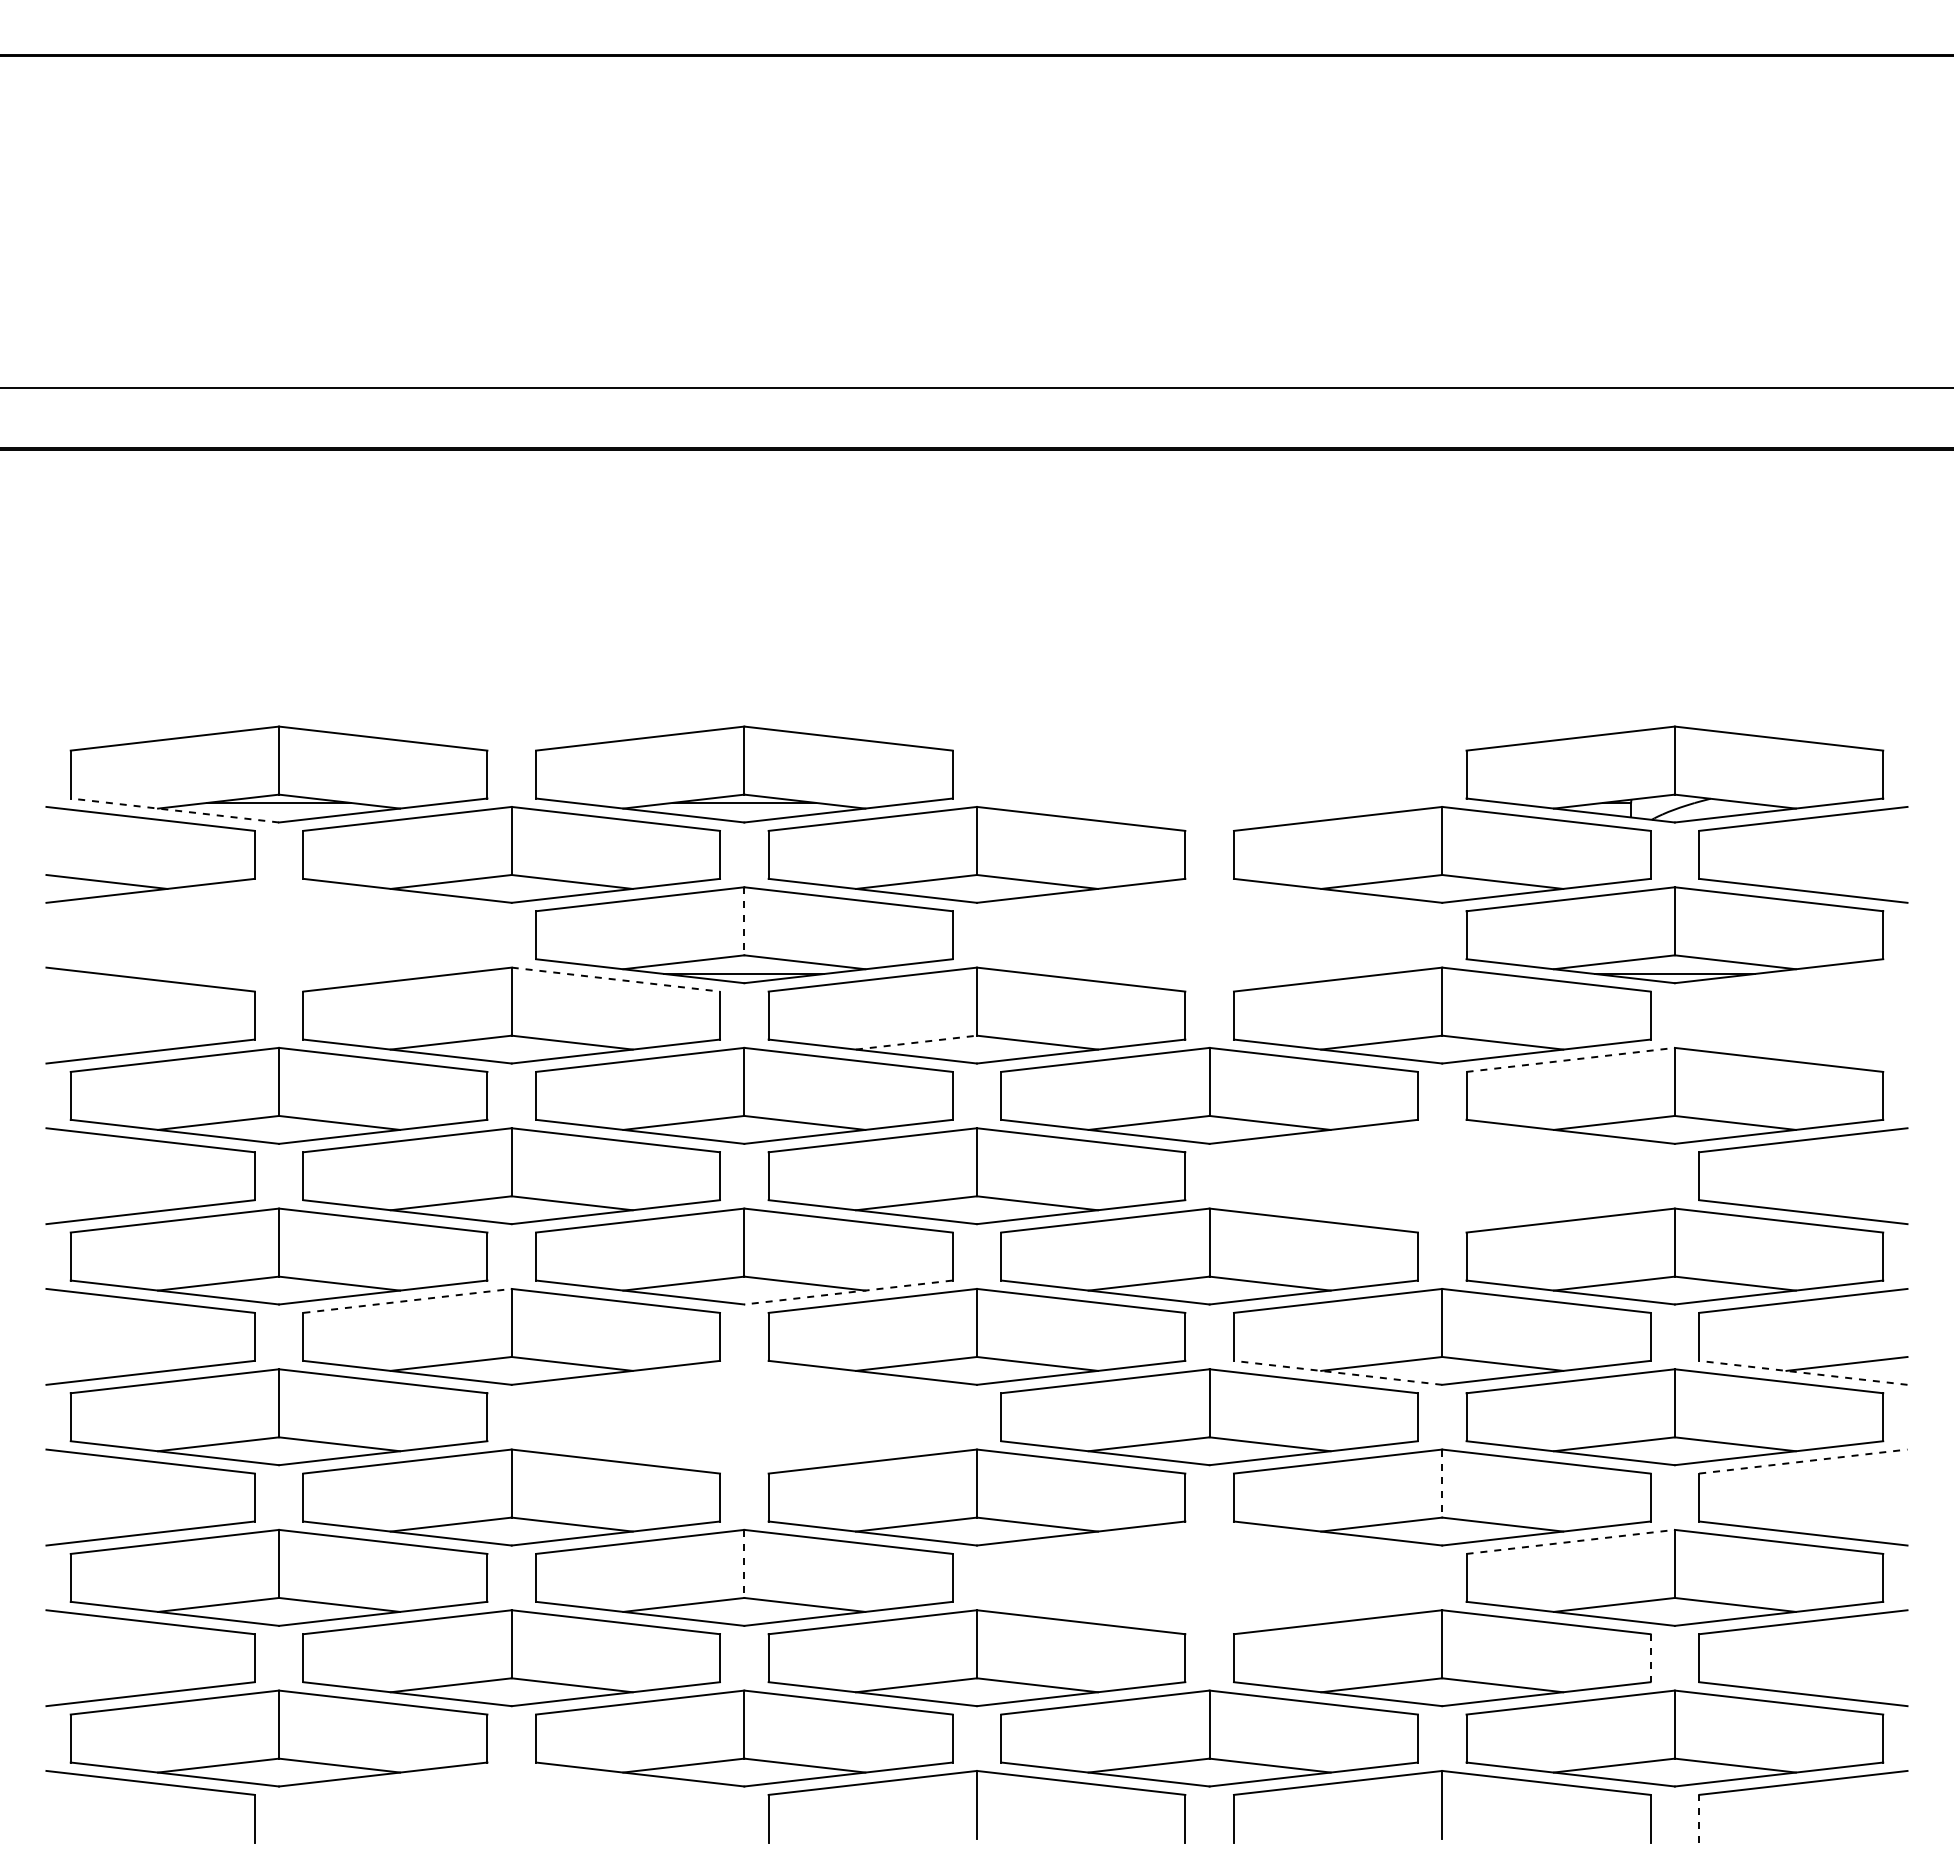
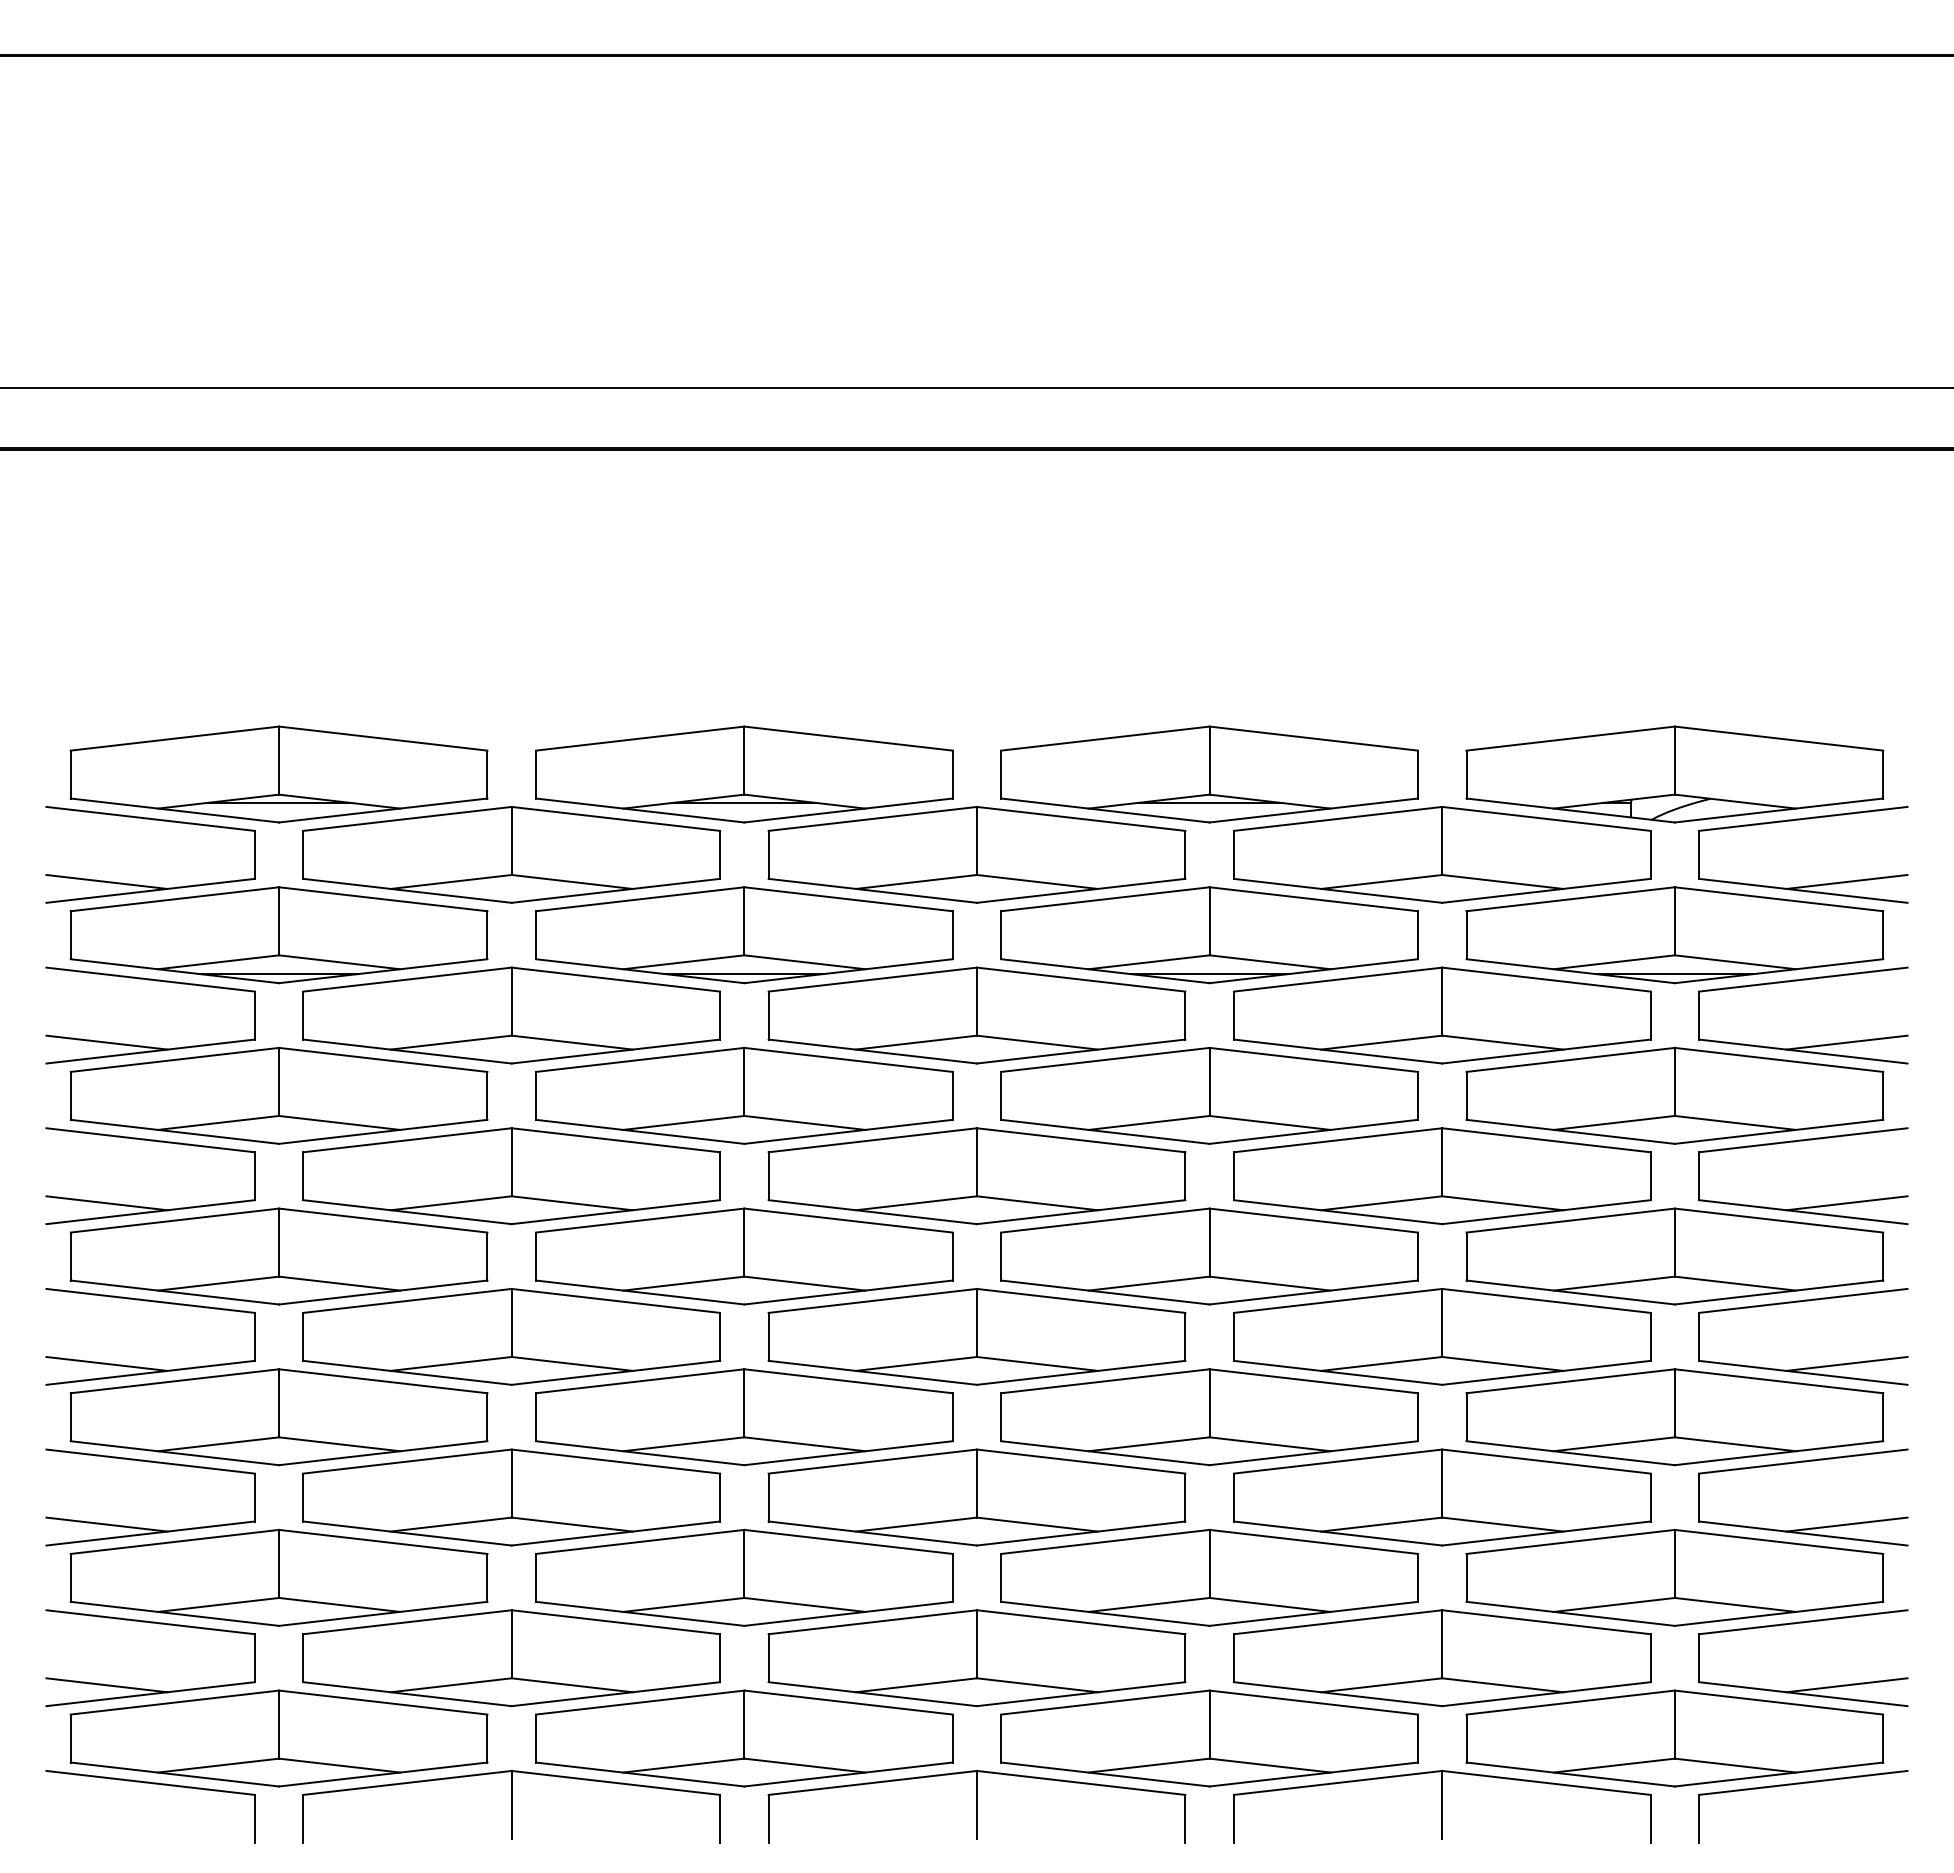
part: none -> present (1209, 774)
line: dashed -> solid (174, 810)
line: none -> present (1846, 881)
line: dashed -> solid (744, 921)
part: none -> present (278, 935)
part: none -> present (1209, 935)
line: dashed -> solid (615, 979)
line: none -> present (106, 1042)
line: dashed -> solid (916, 1042)
part: none -> present (1810, 1045)
line: dashed -> solid (1570, 1059)
part: none -> present (1442, 1176)
line: none -> present (106, 1203)
line: none -> present (1846, 1203)
line: dashed -> solid (848, 1292)
line: dashed -> solid (407, 1300)
line: none -> present (106, 1363)
line: dashed -> solid (1338, 1372)
line: dashed -> solid (1803, 1372)
part: none -> present (744, 1417)
line: dashed -> solid (1803, 1461)
line: dashed -> solid (1442, 1484)
line: none -> present (106, 1524)
line: none -> present (1846, 1524)
line: dashed -> solid (1570, 1541)
line: dashed -> solid (744, 1564)
part: none -> present (1209, 1577)
line: dashed -> solid (1650, 1658)
line: none -> present (106, 1685)
line: none -> present (1846, 1685)
part: none -> present (511, 1806)
line: dashed -> solid (1699, 1818)
